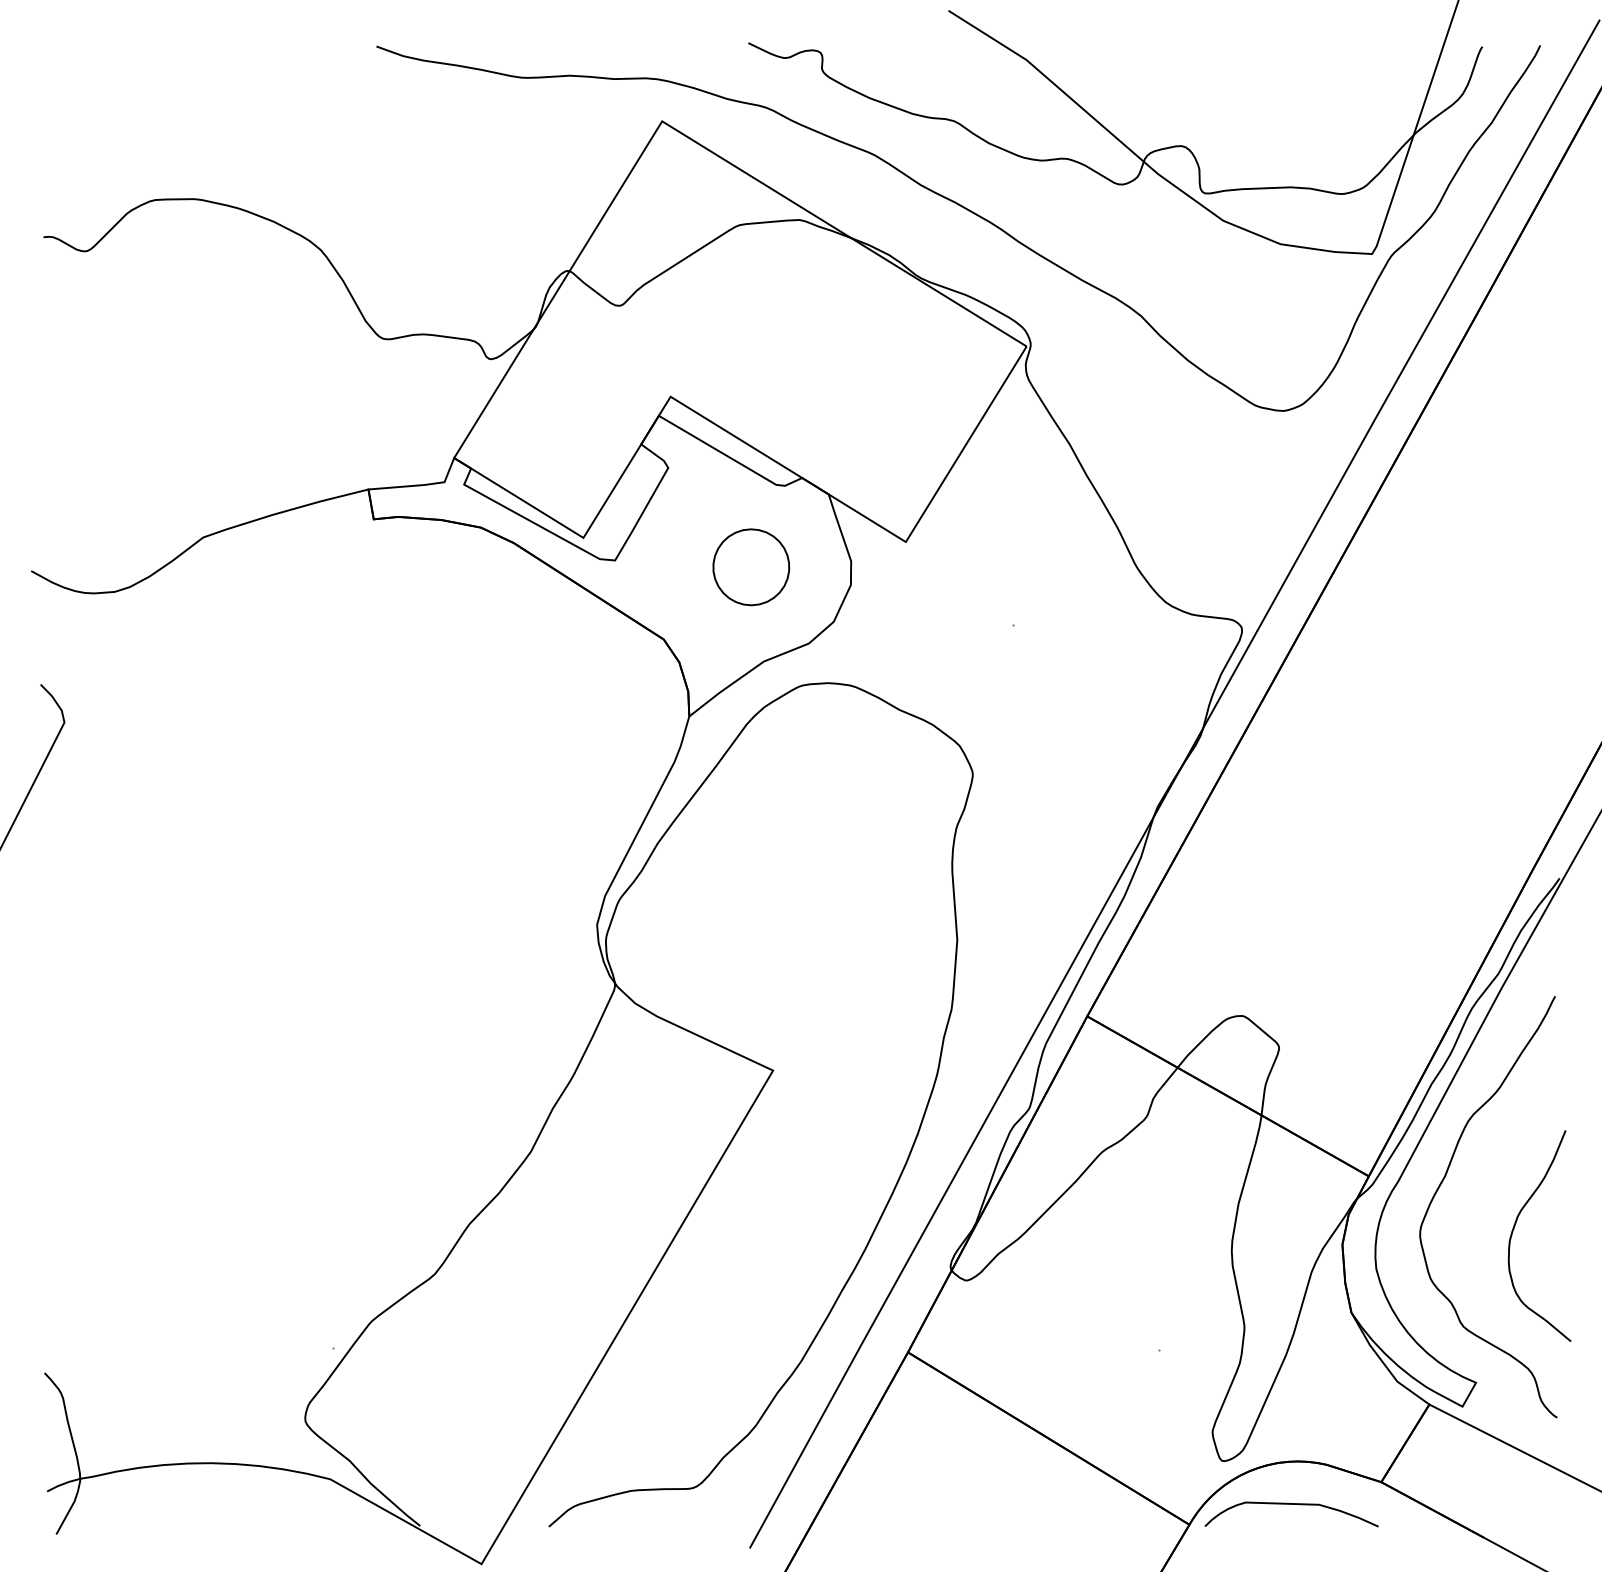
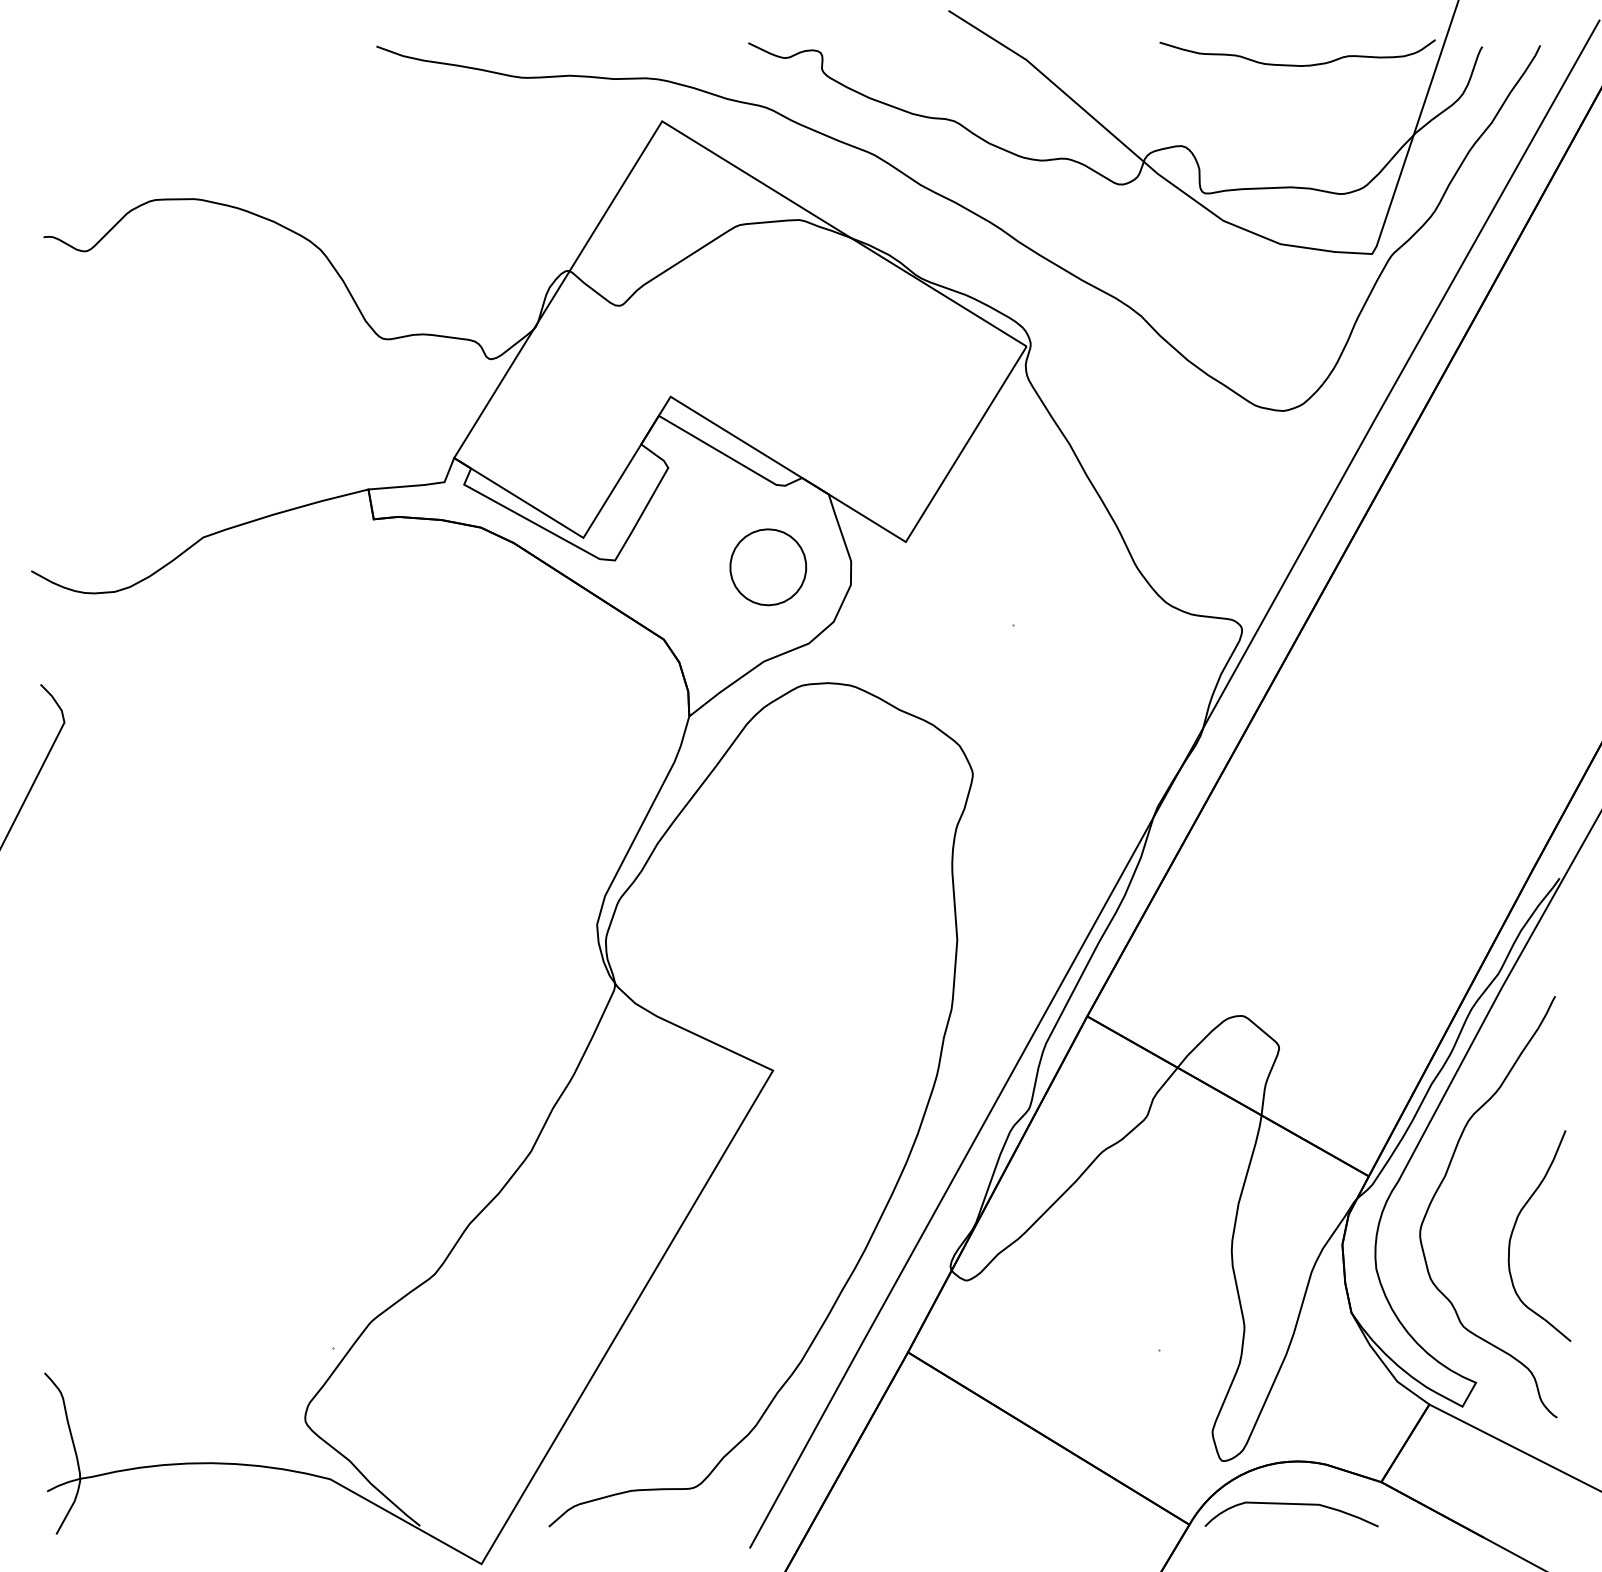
curve: none -> present (1296, 64)
part position: (751, 567) -> (768, 567) (768, 567)
